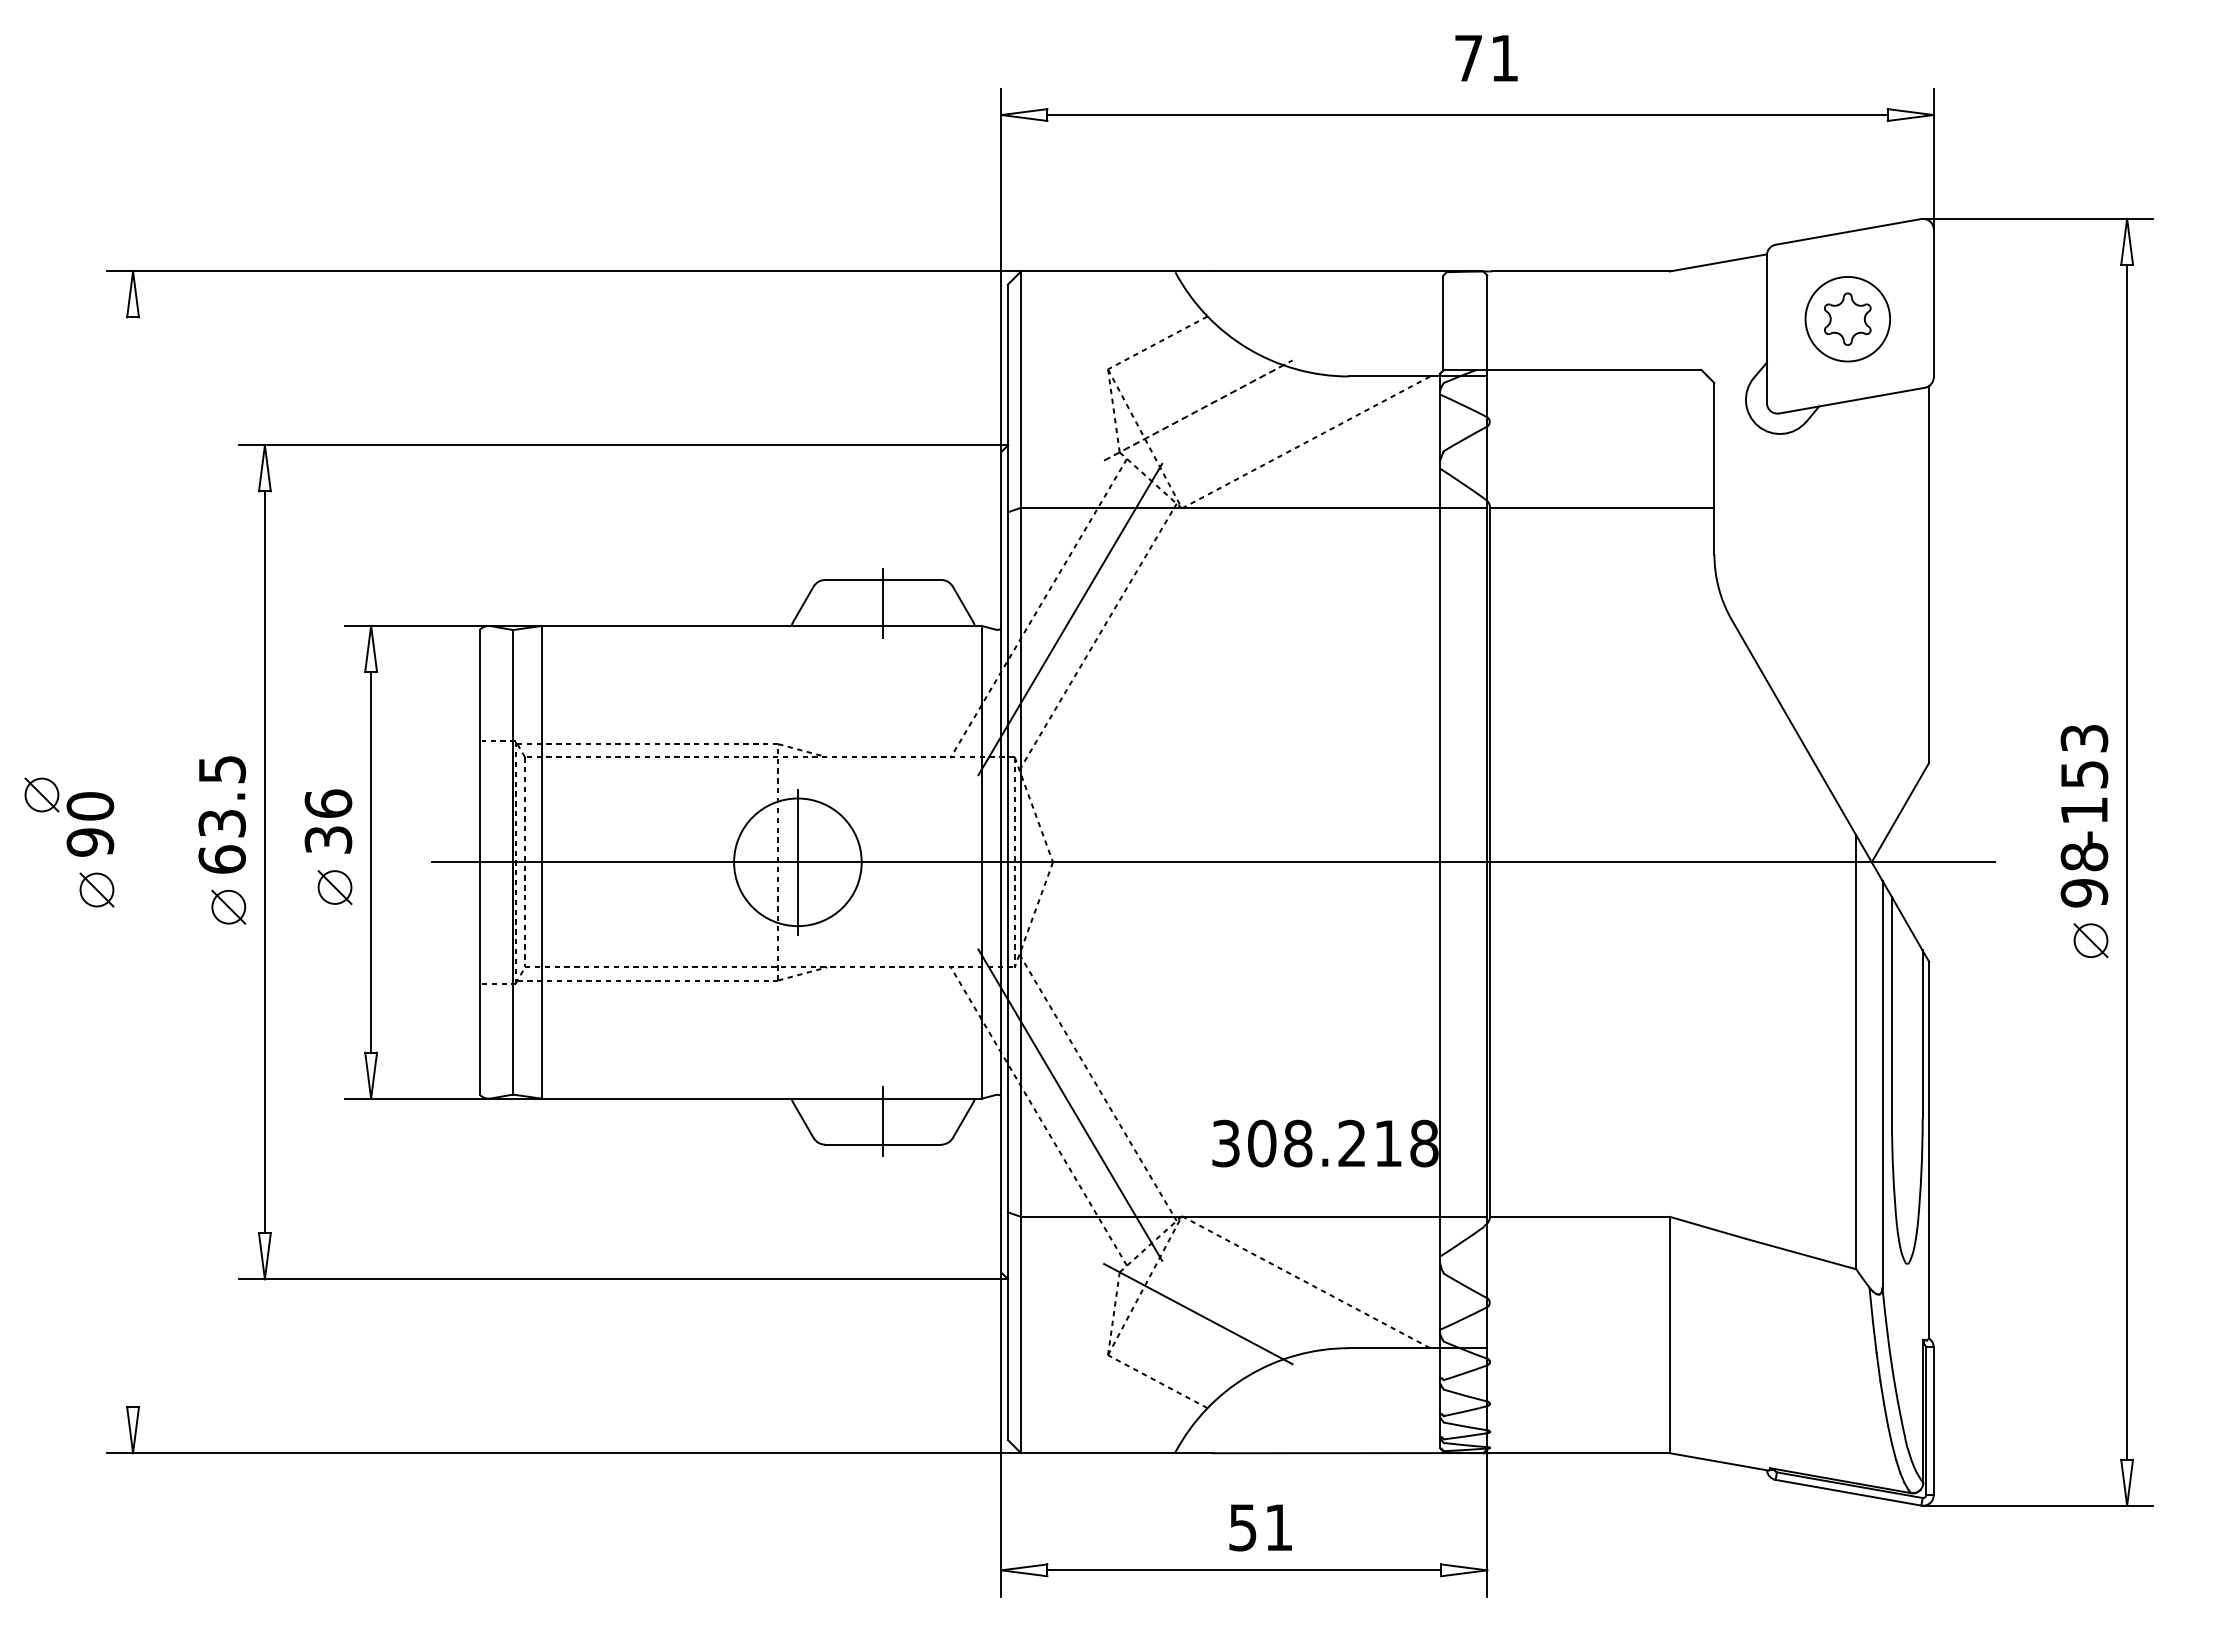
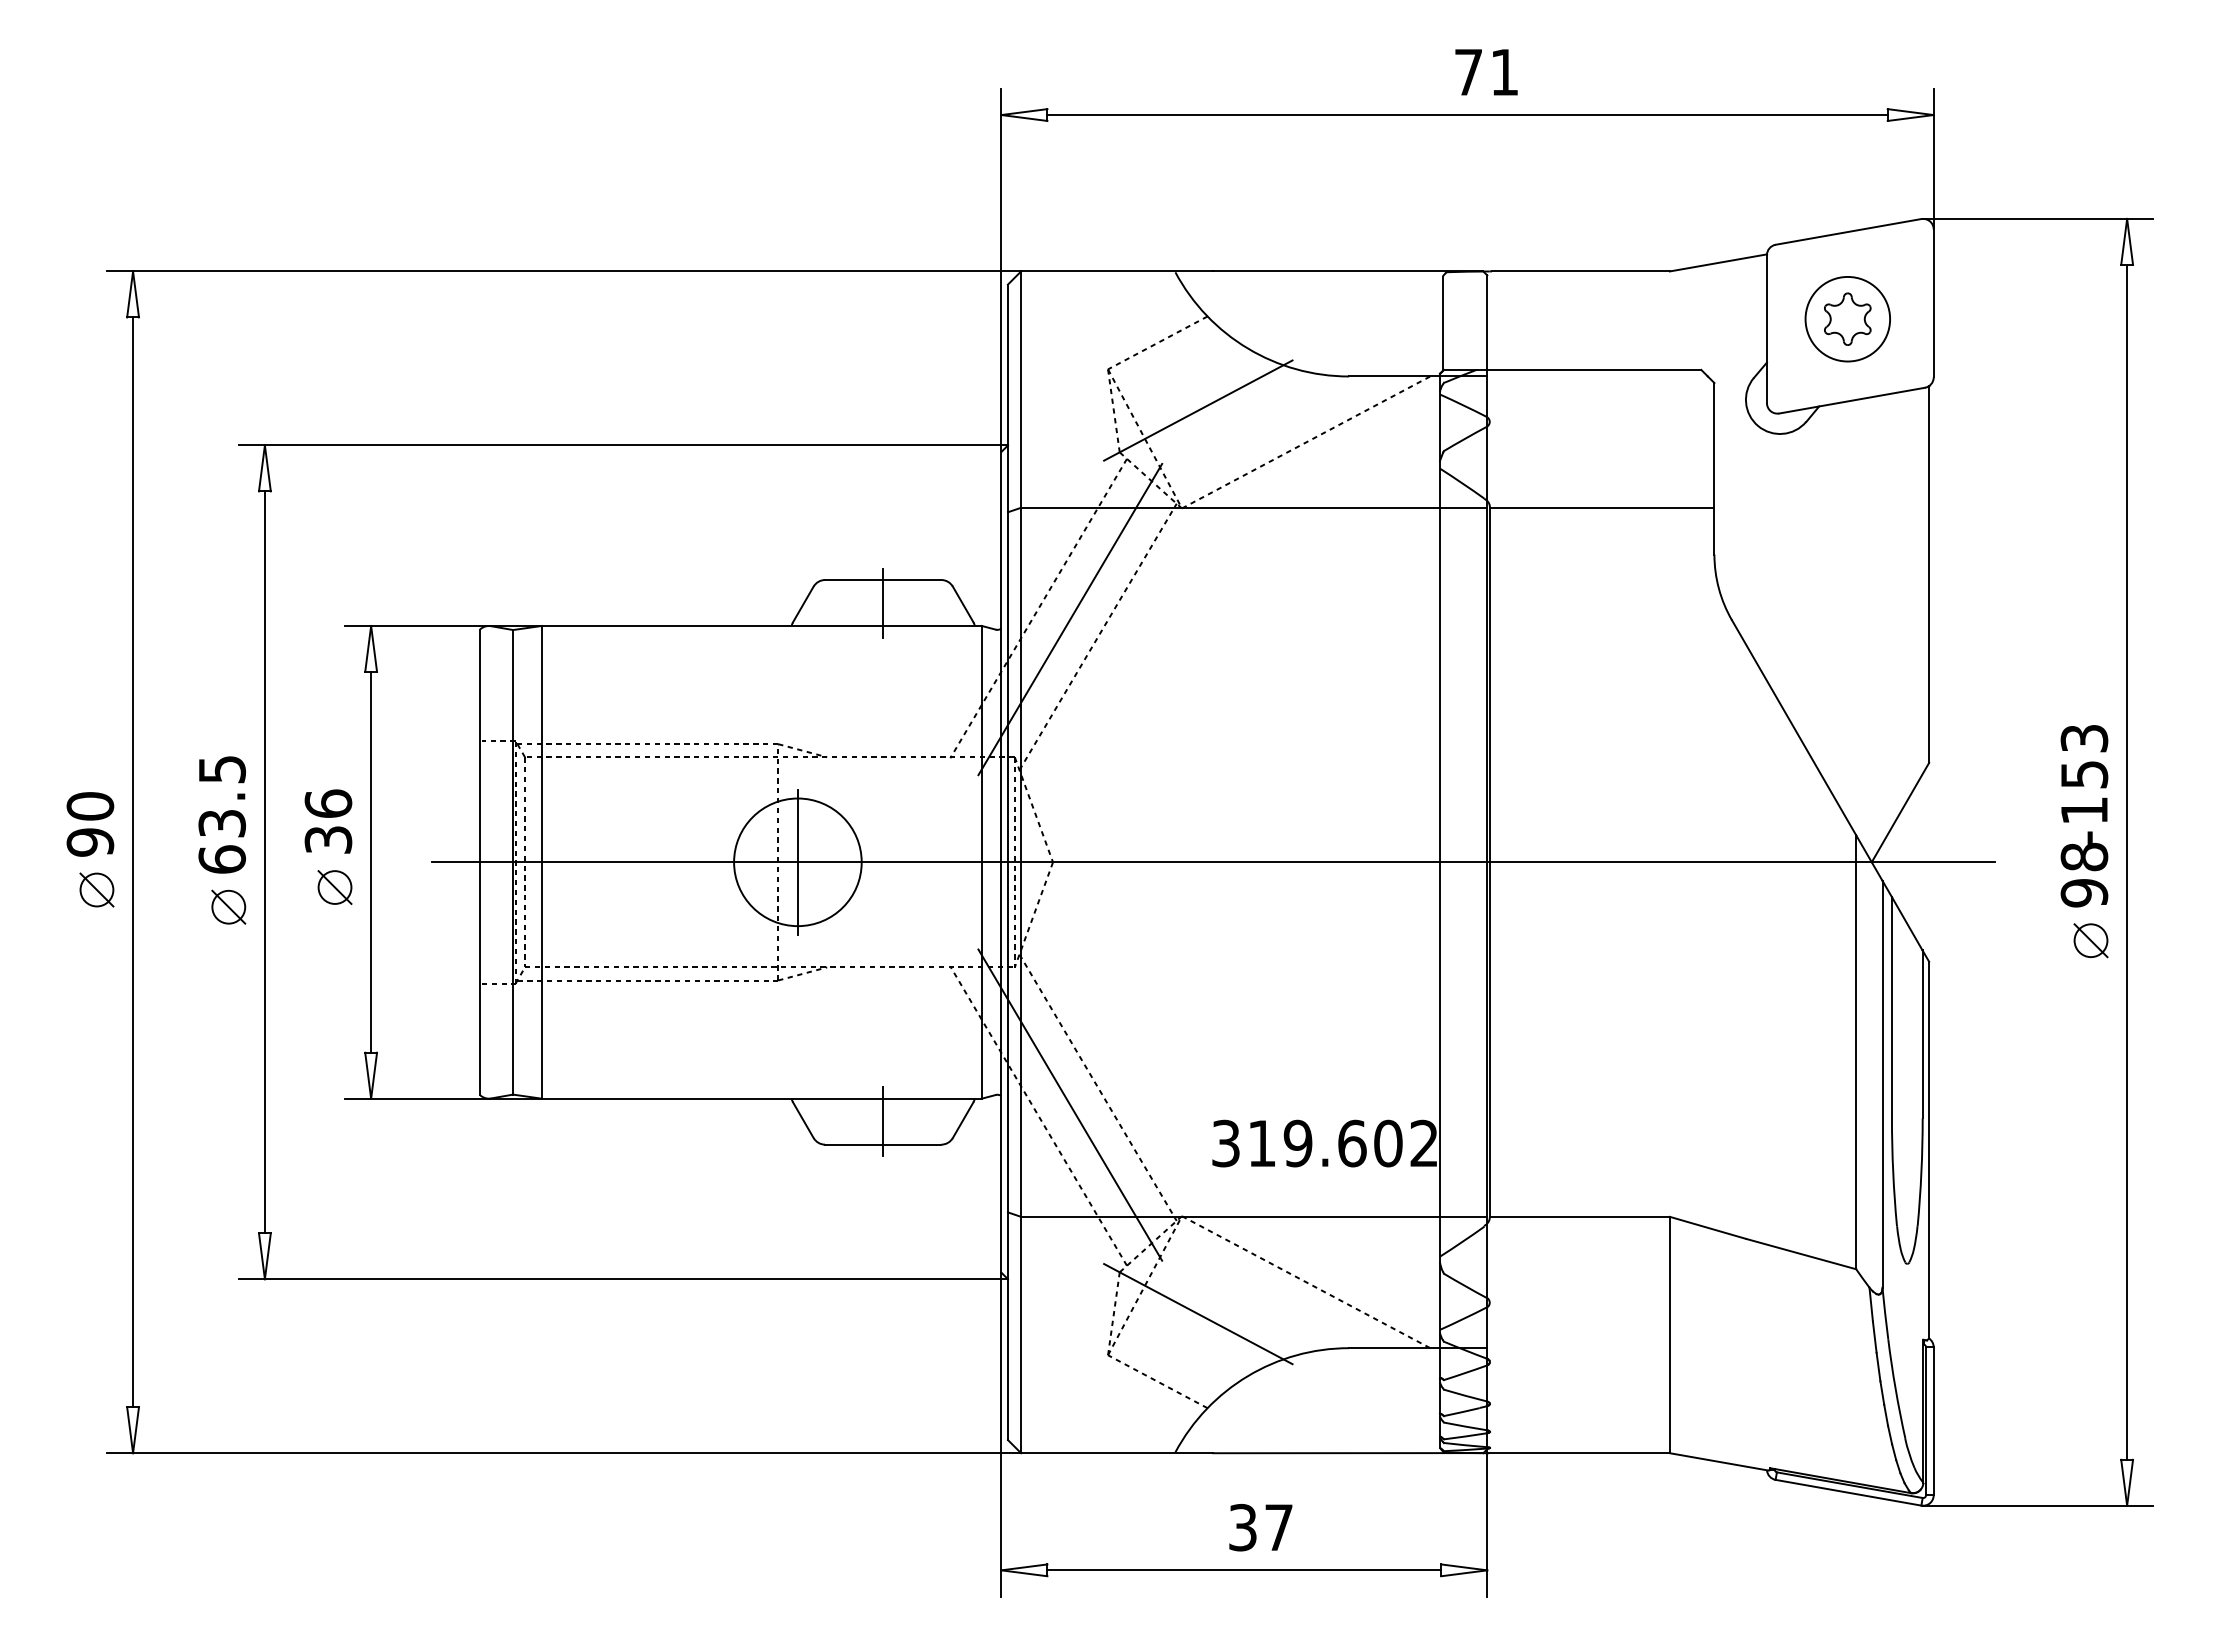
text position: (1486, 58) -> (1486, 72) (1486, 72)
line: dashed -> solid (1198, 410)
part: present -> none (41, 794)
line: none -> present (133, 862)
text: 308.218 -> 319.602 (1343, 1143)
text: 51 -> 37 (1260, 1526)
